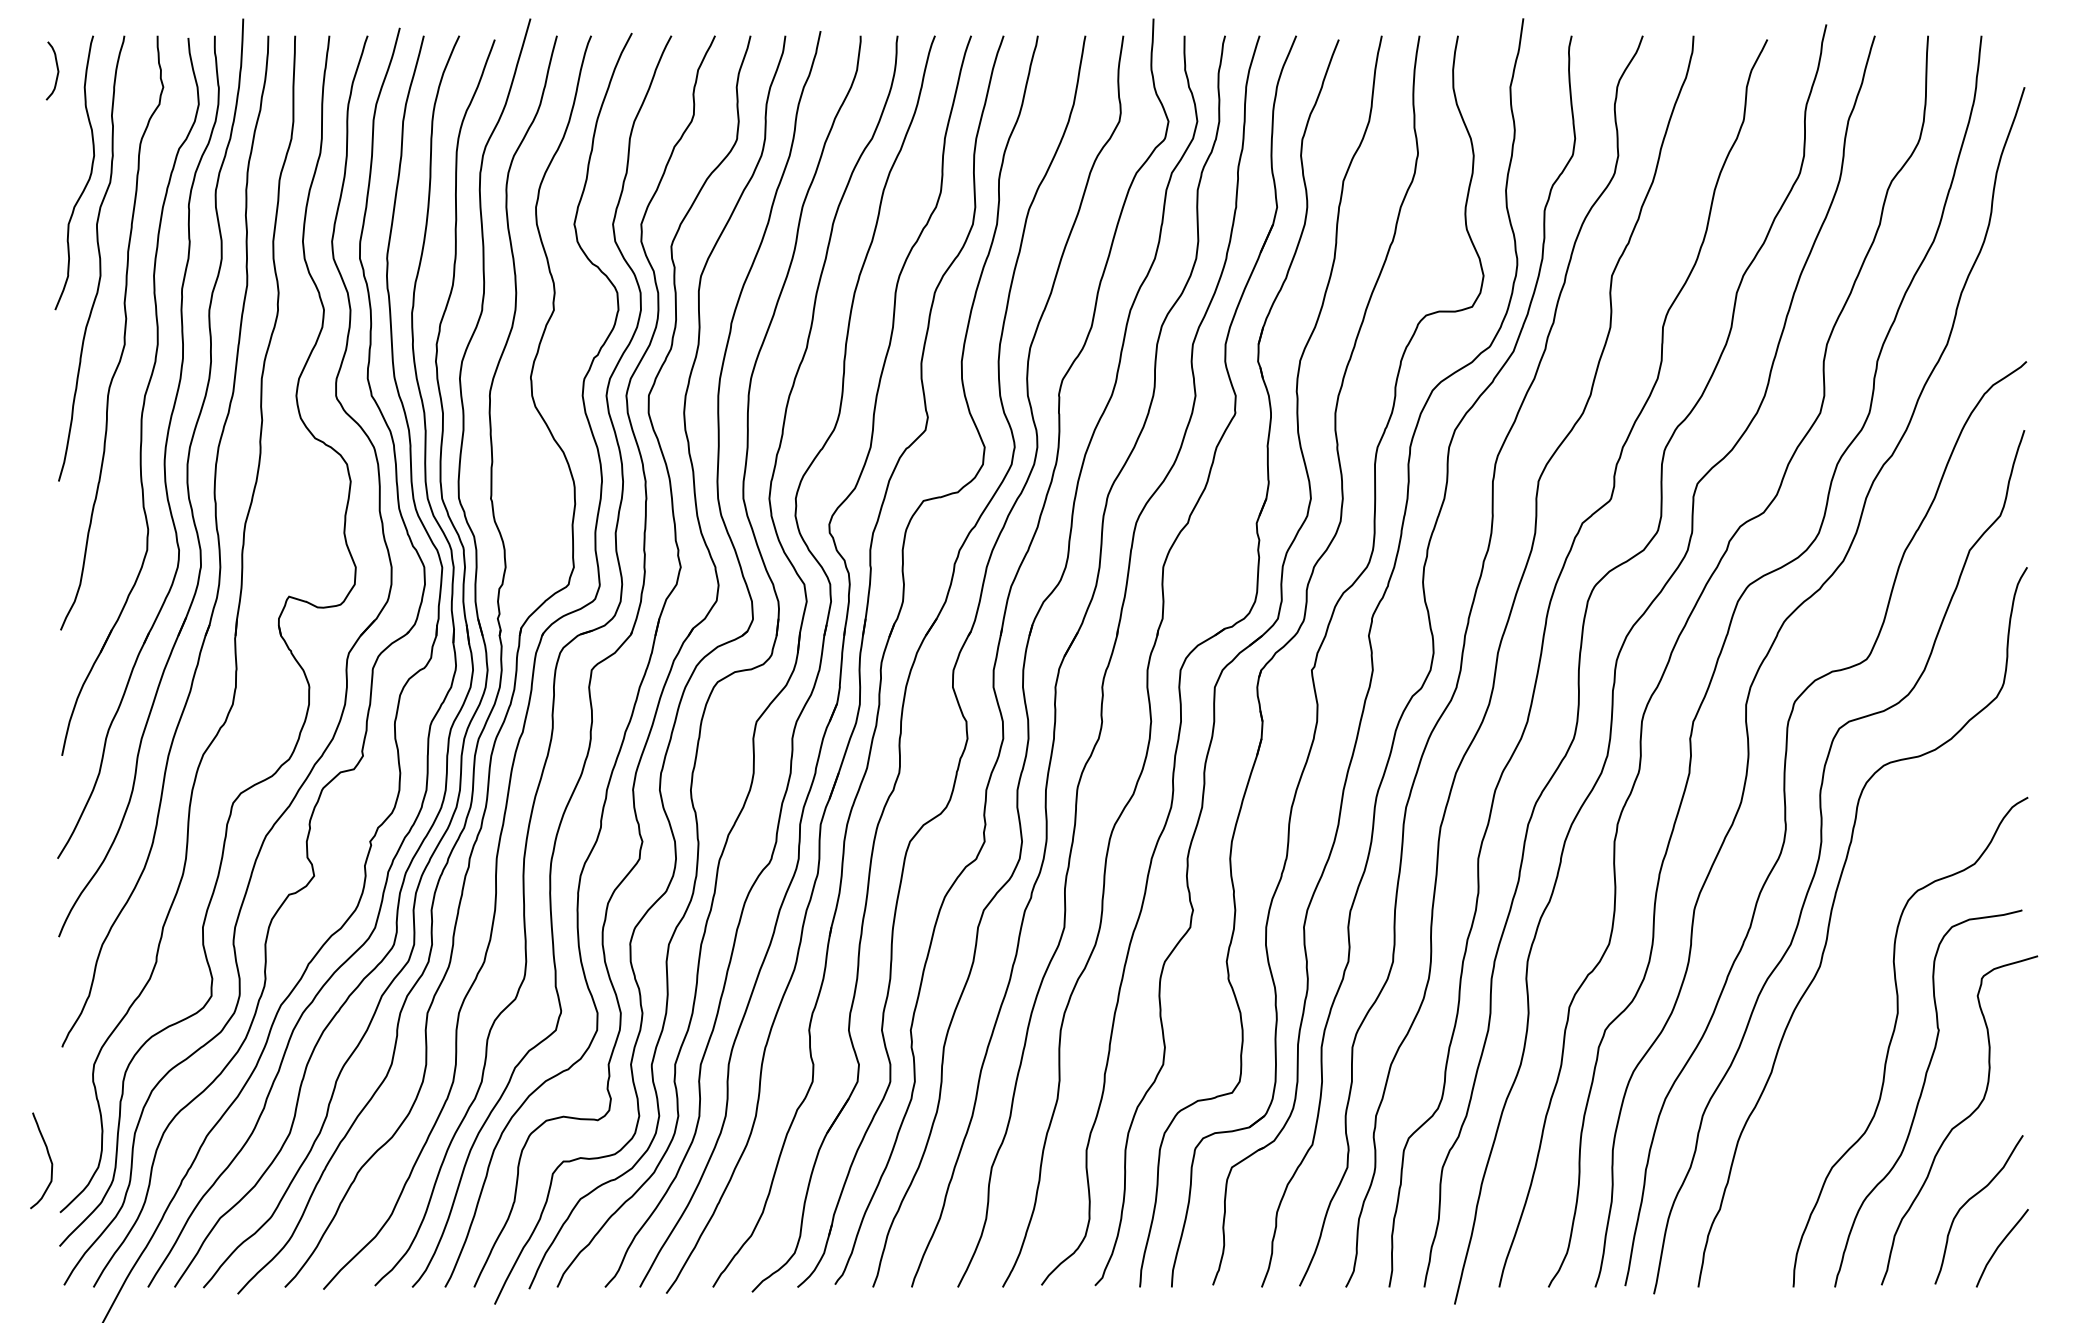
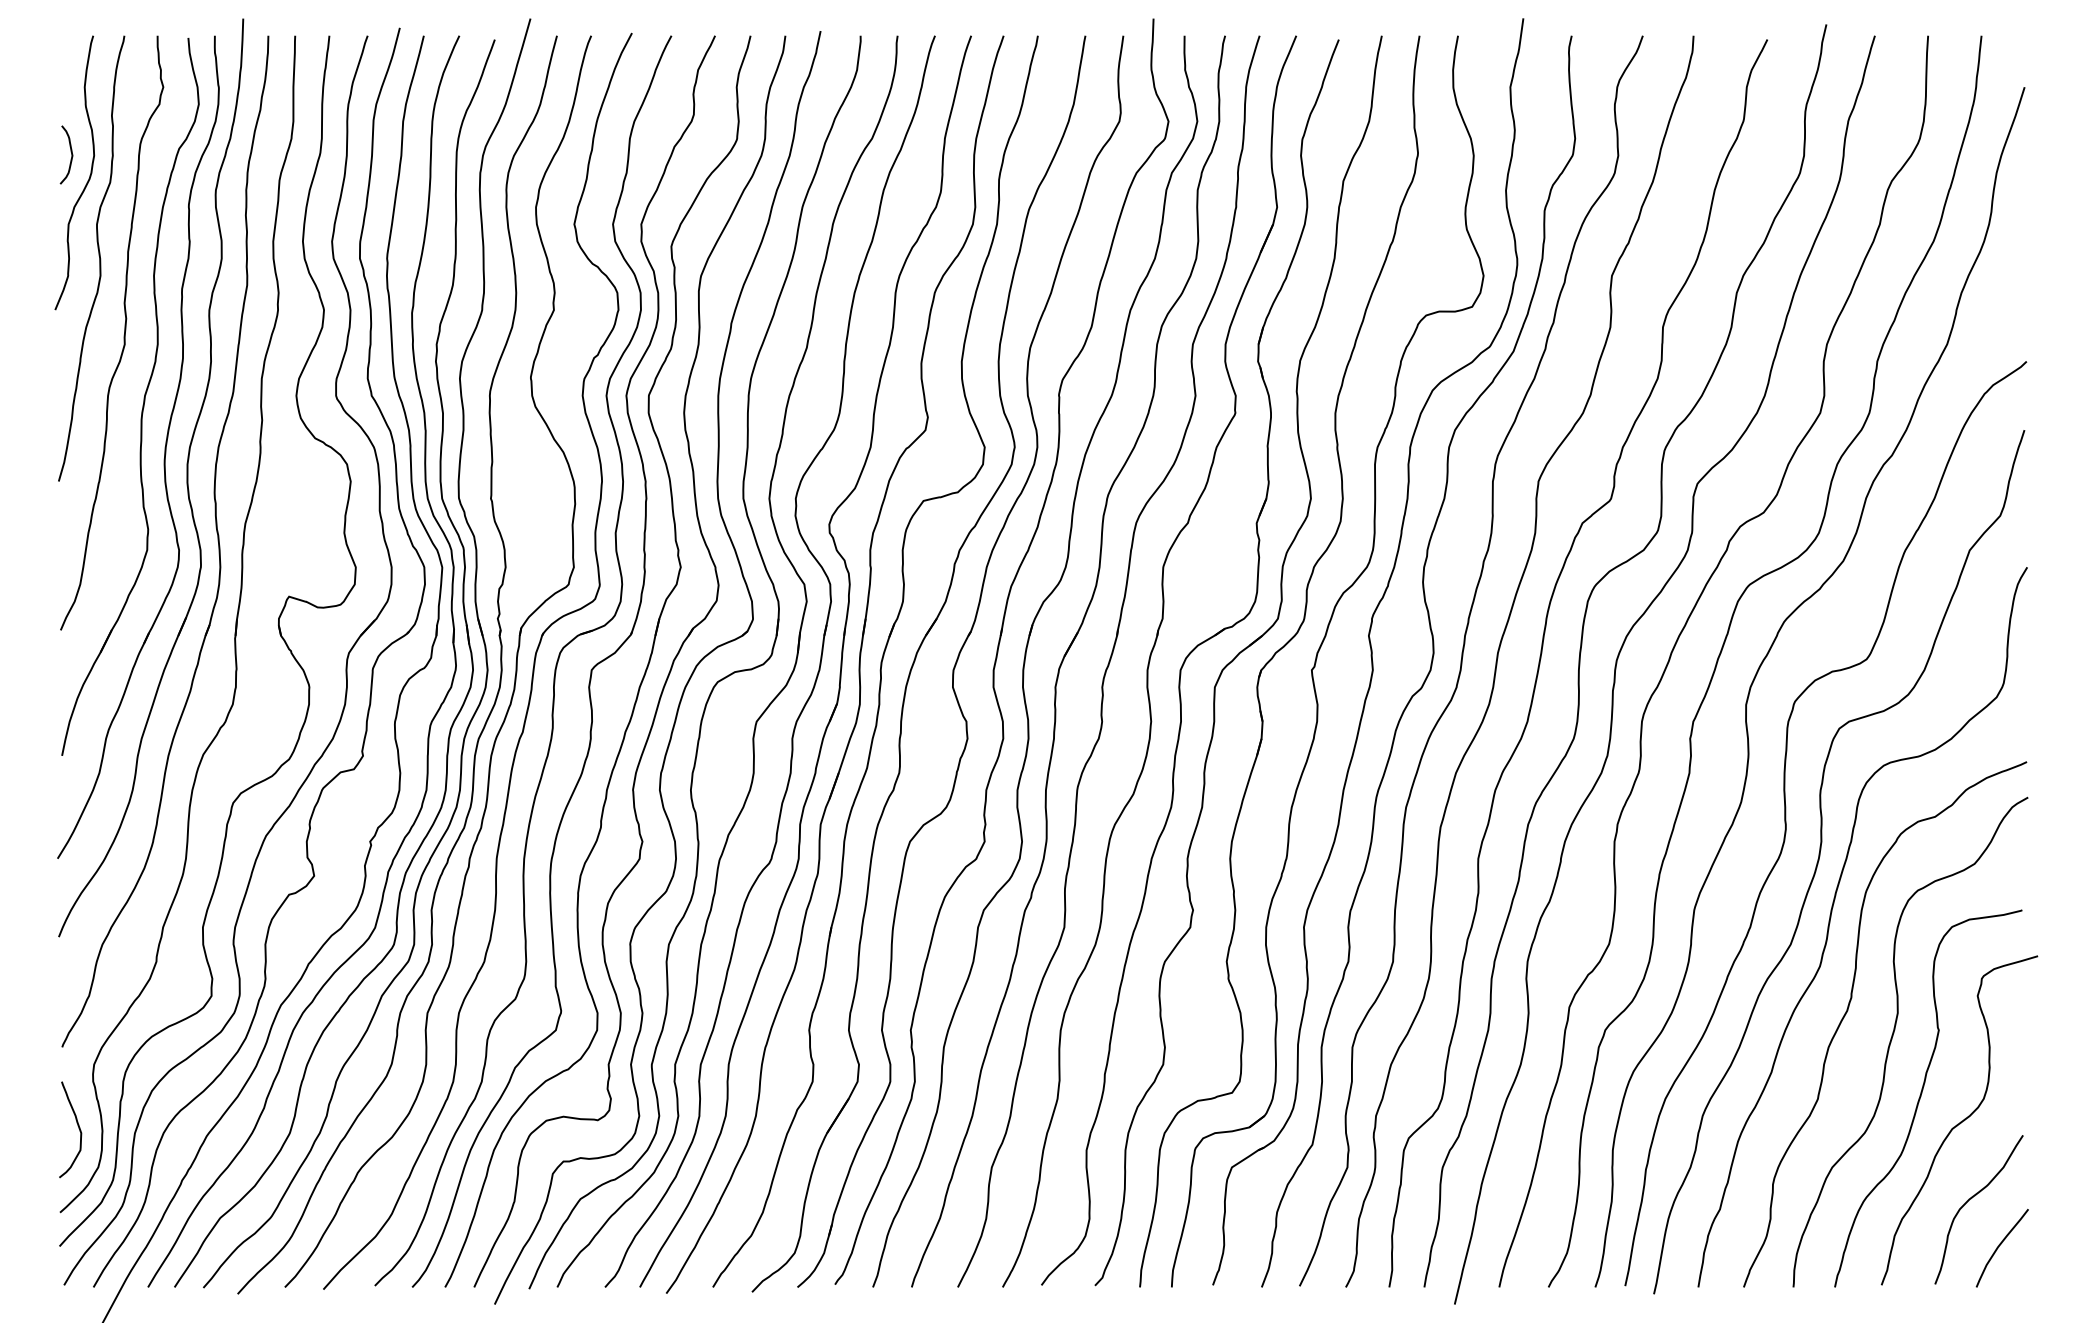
curve position: (56, 67) -> (70, 151) (70, 151)
curve: none -> present (1848, 1010)
curve position: (48, 1156) -> (77, 1125) (77, 1125)
